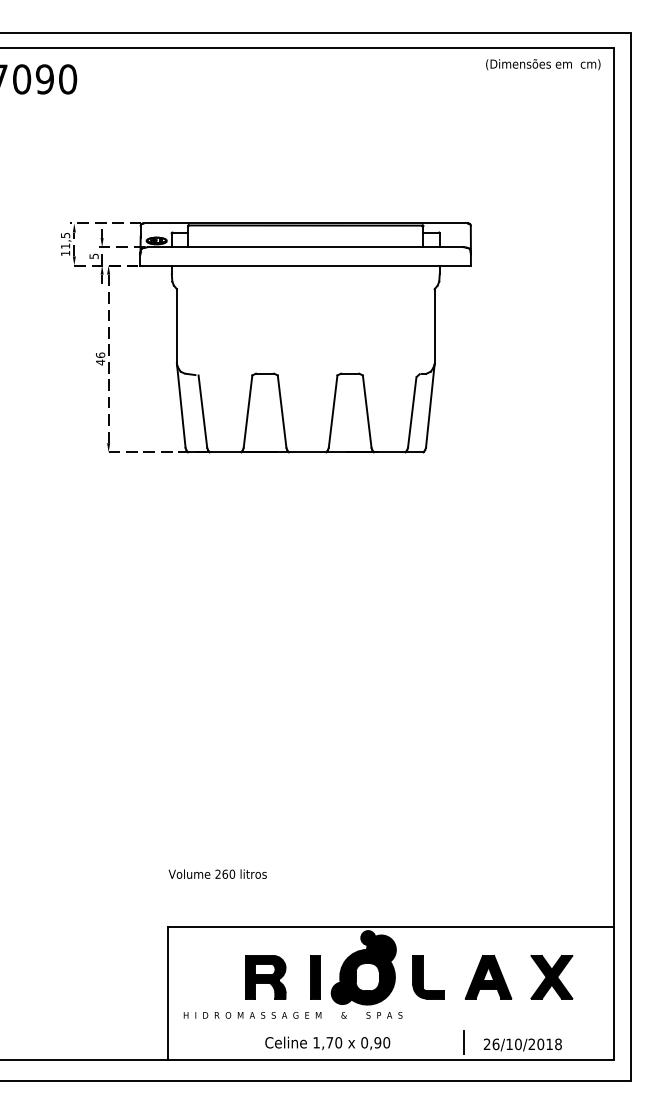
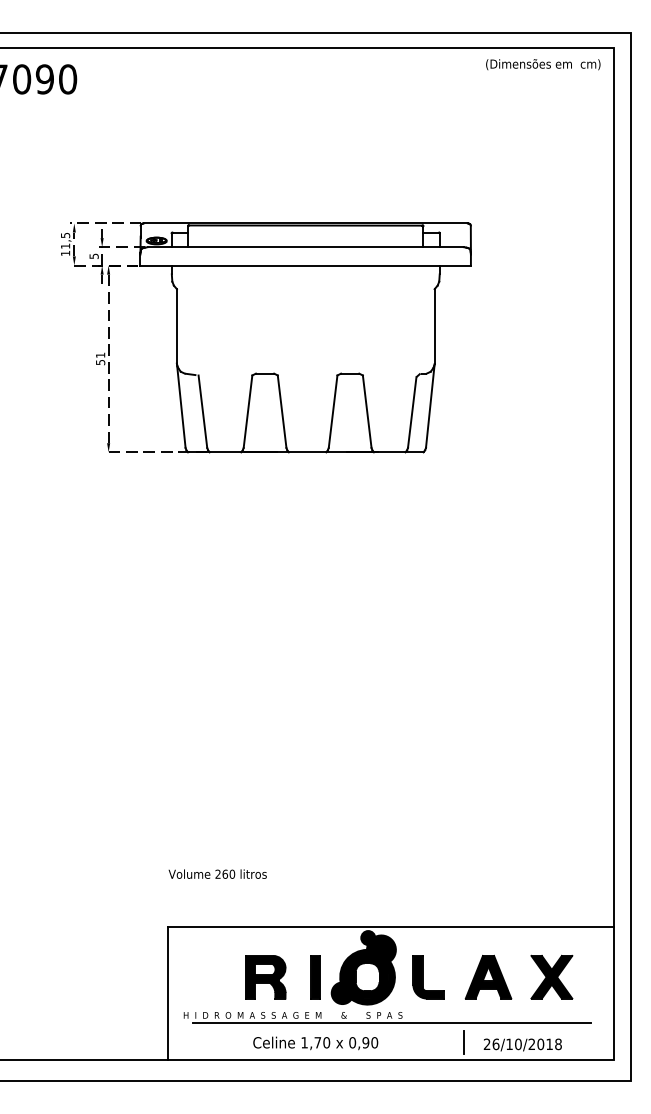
text: 46 -> 51 (100, 358)
line: none -> present (391, 1022)
text position: (327, 1043) -> (315, 1043) (315, 1043)
